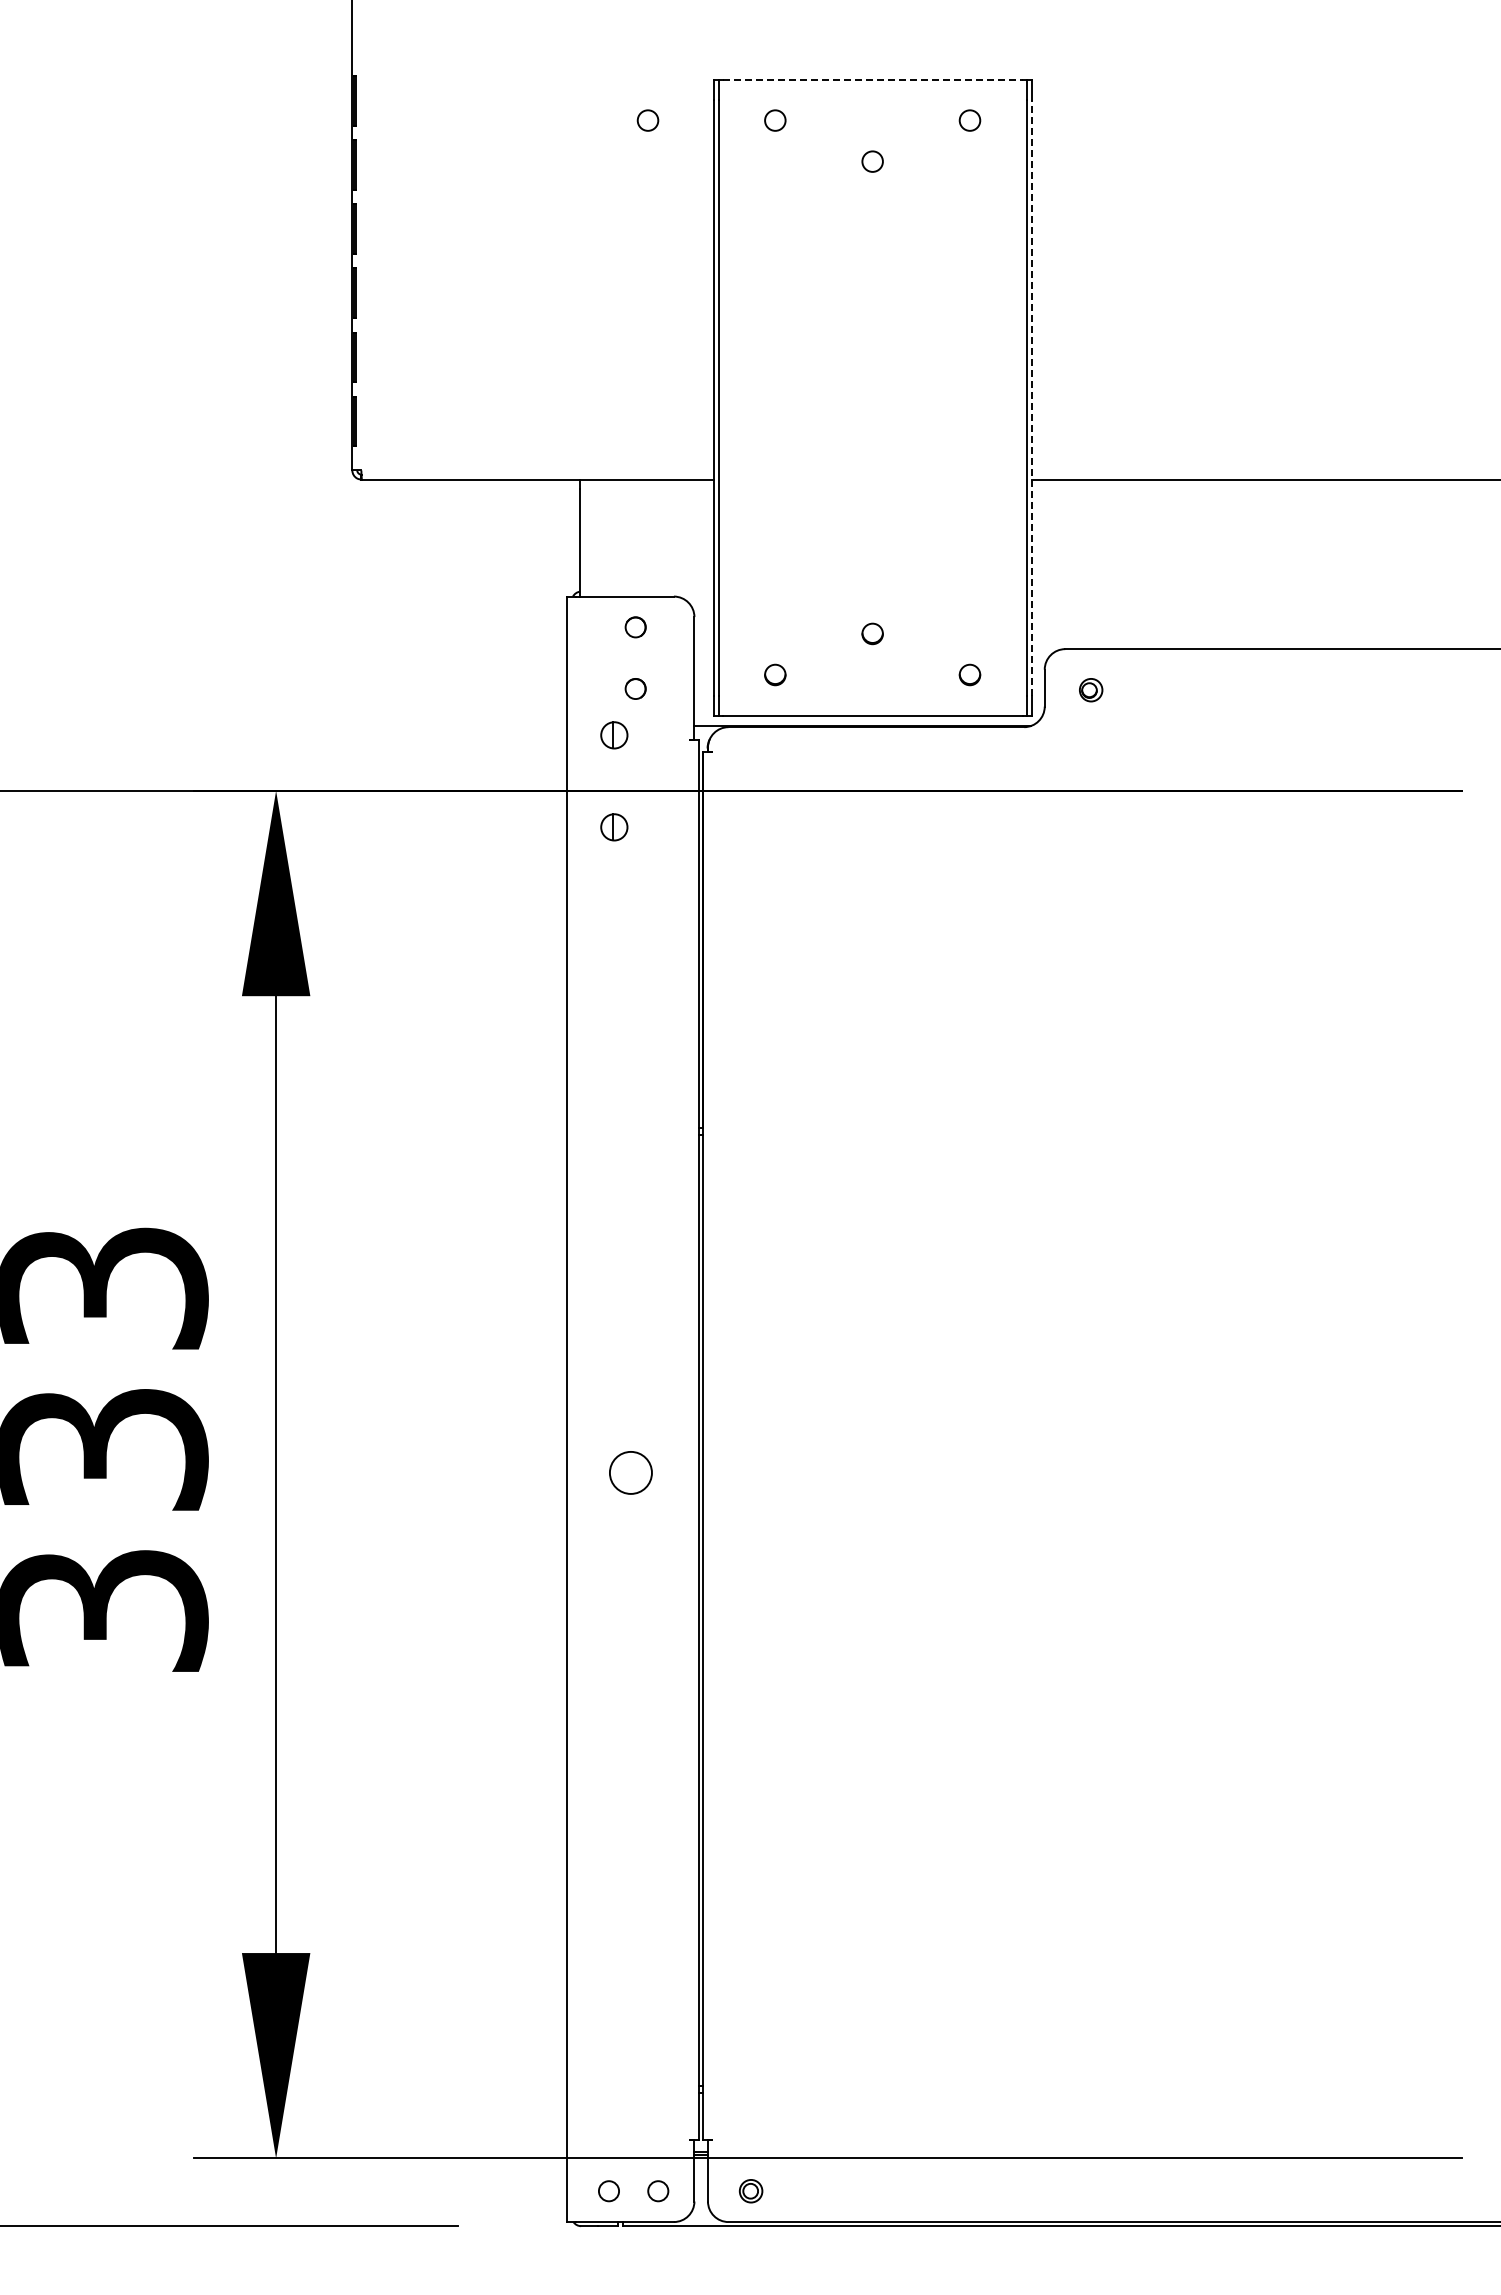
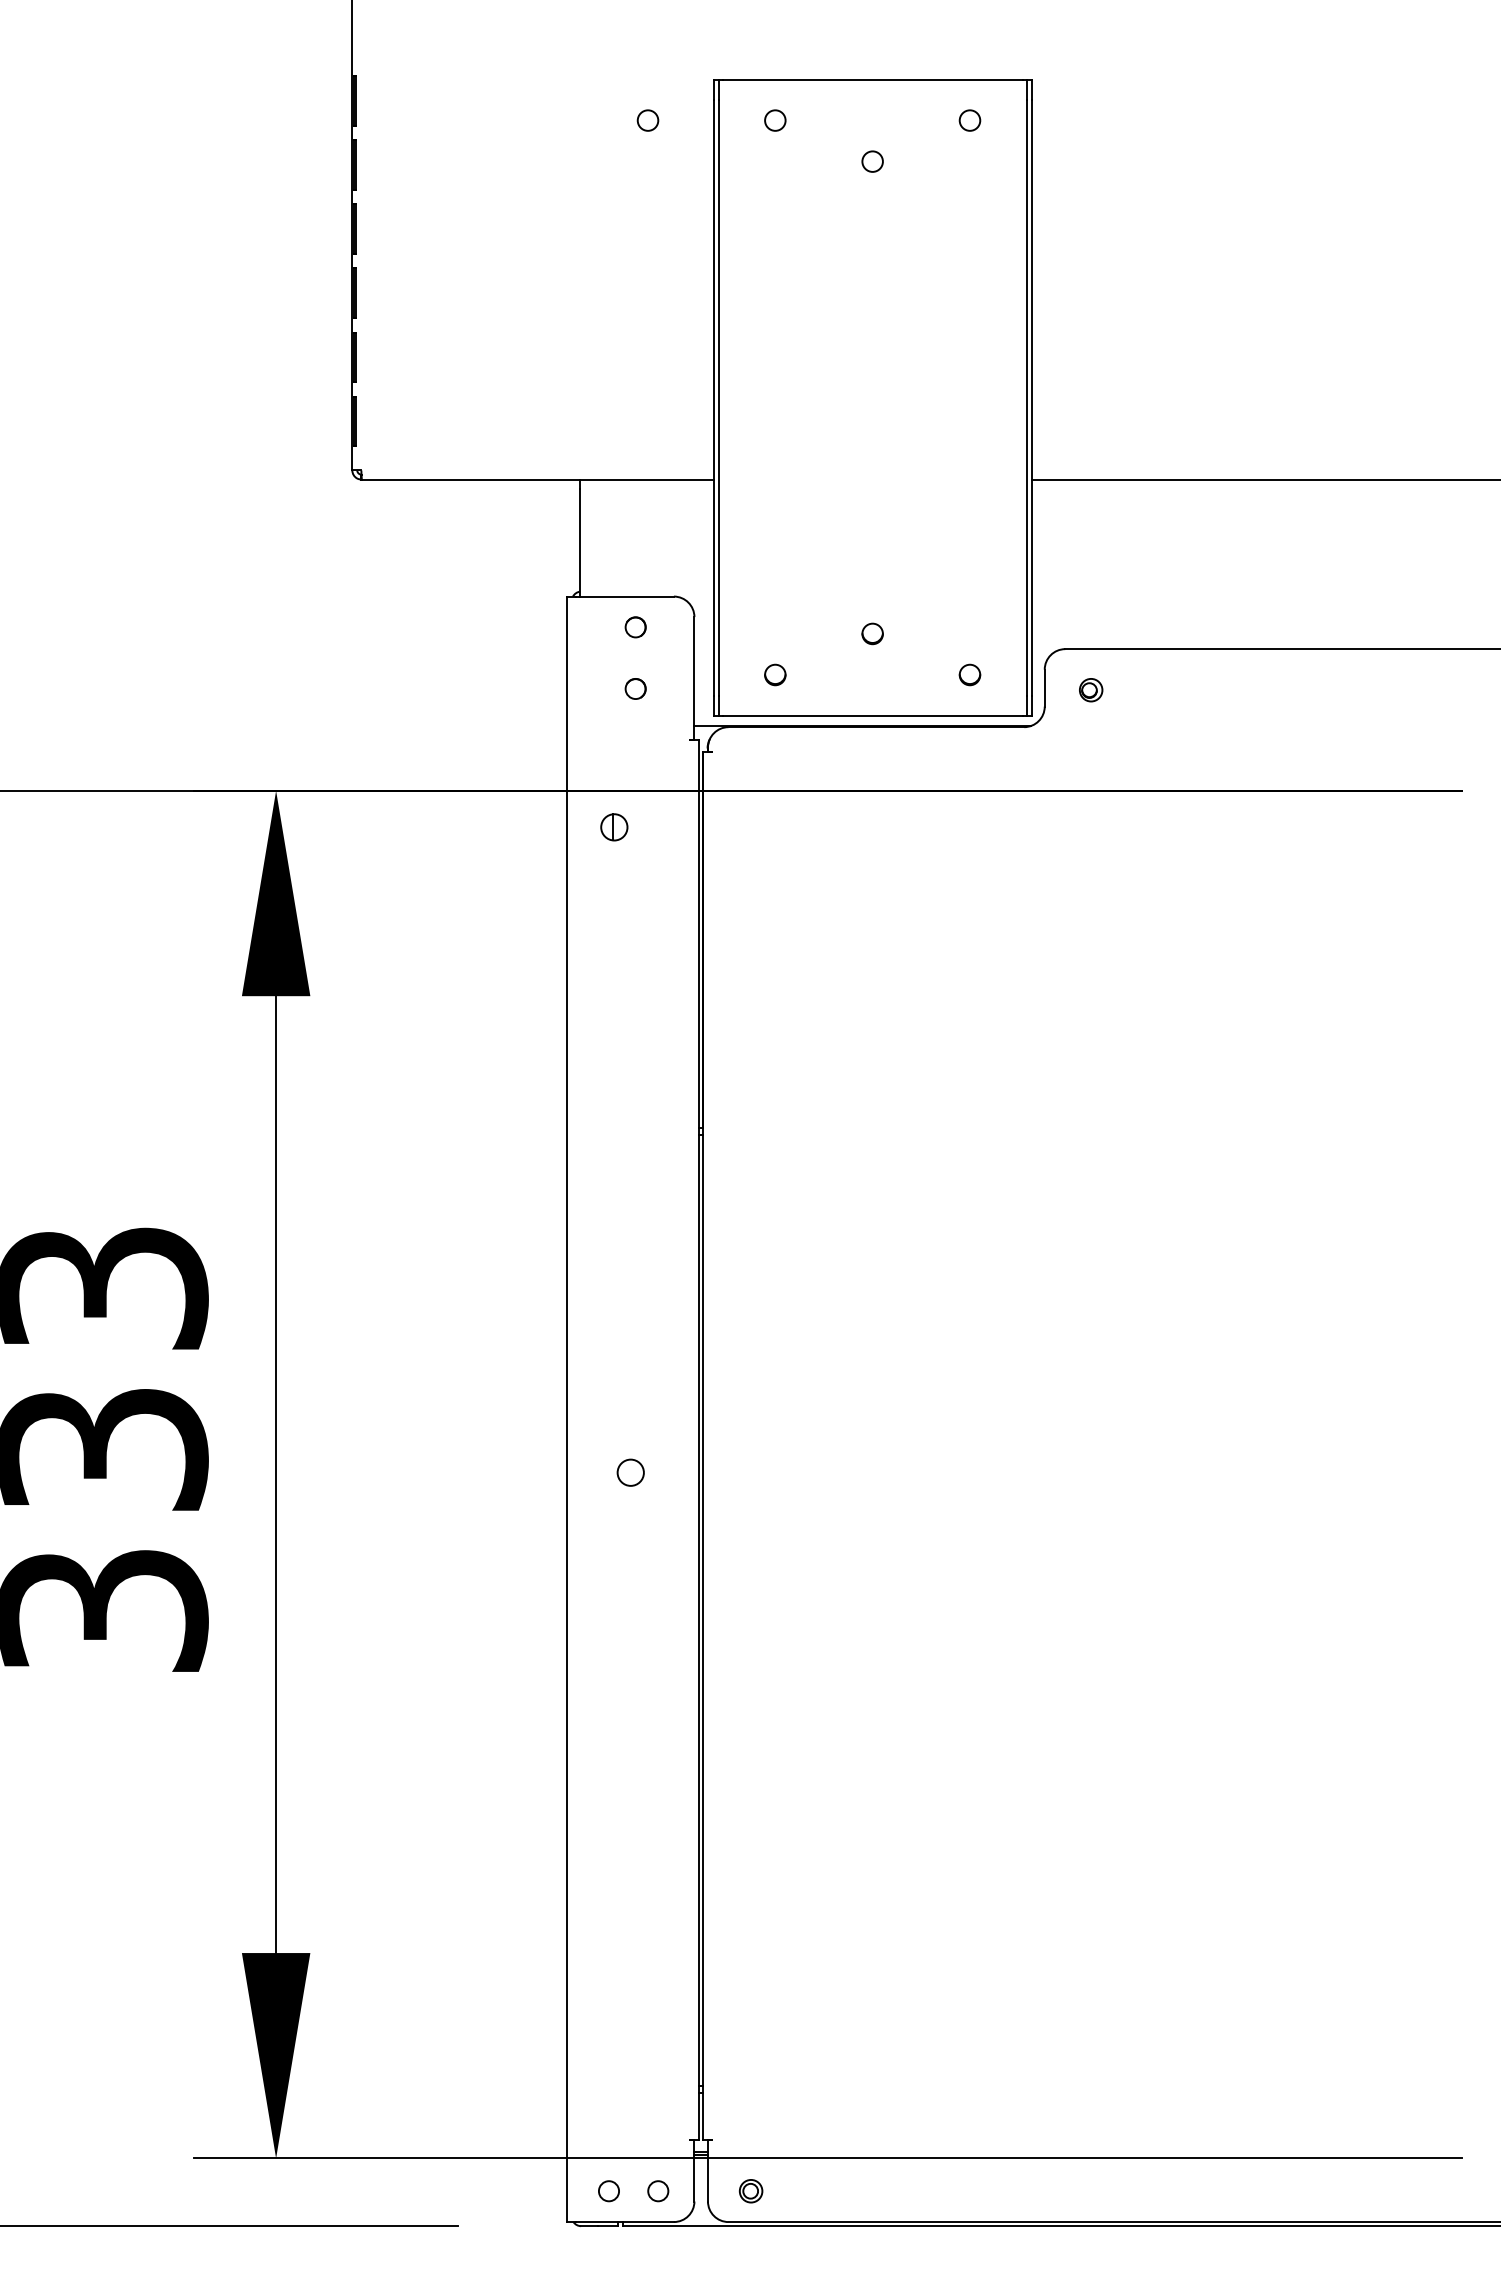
line: dashed -> solid (872, 79)
line: dashed -> solid (1031, 397)
part: present -> none (614, 735)
circle size: 44x44 px -> 29x29 px (630, 1472)
